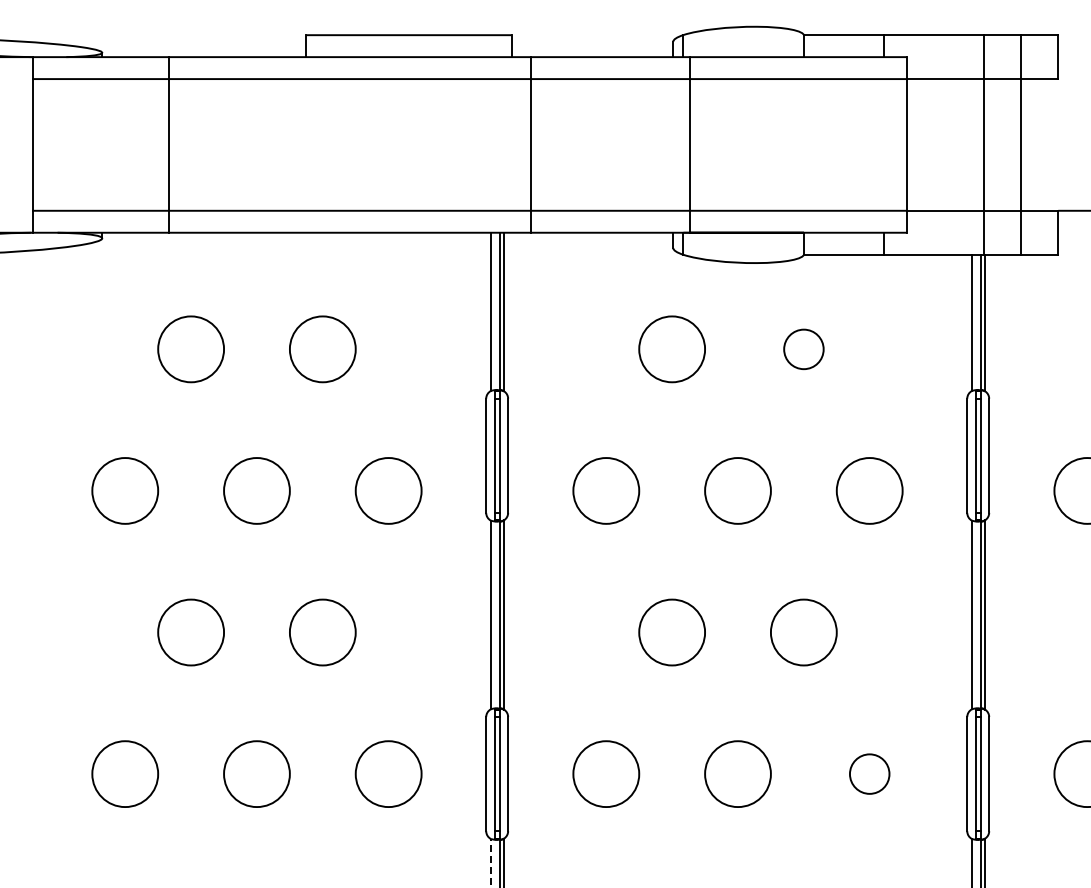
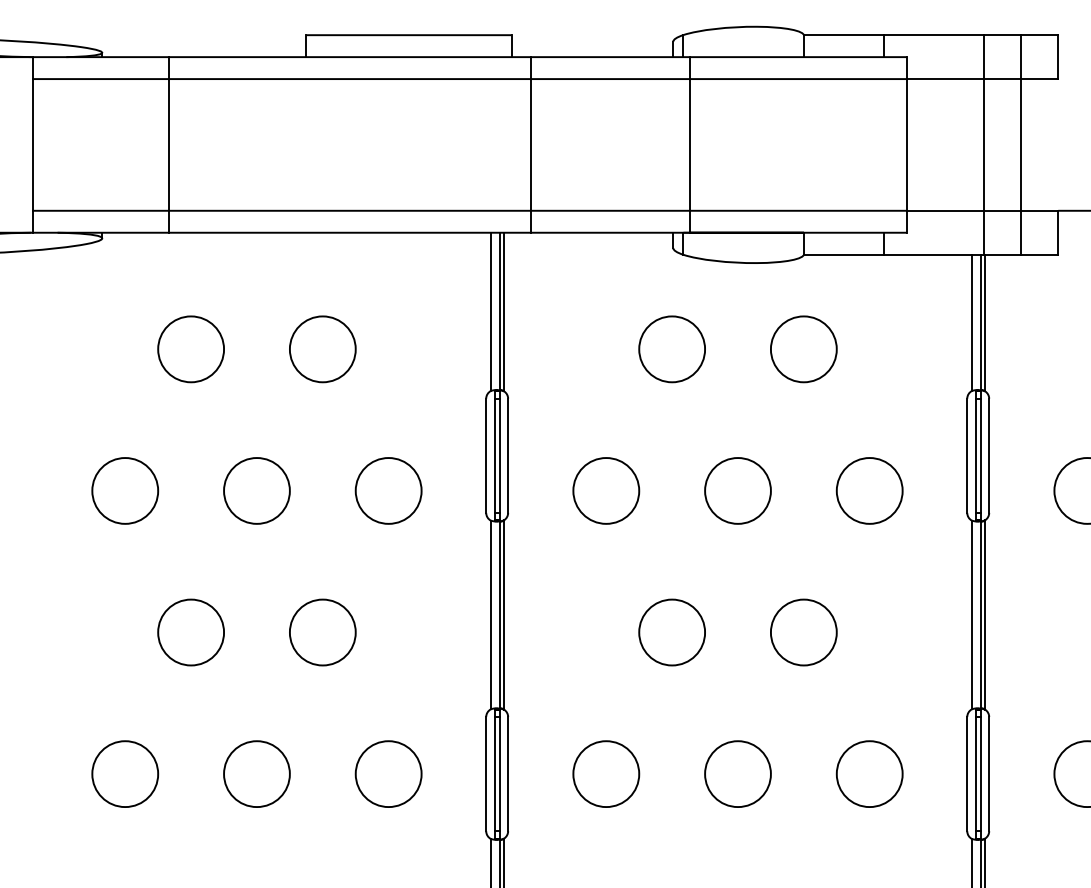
circle size: 42x42 px -> 68x69 px (803, 349)
circle diameter: 40 px -> 66 px (869, 774)
line: dashed -> solid (490, 862)
